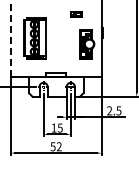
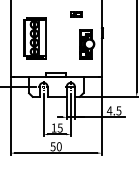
line: dashed -> solid (10, 37)
text: 2.5 -> 4.5 (109, 110)
text: 52 -> 50 (58, 146)
